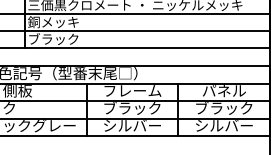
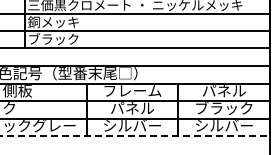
text: ブラック -> パネル (132, 108)
line: solid -> dashed (135, 136)
